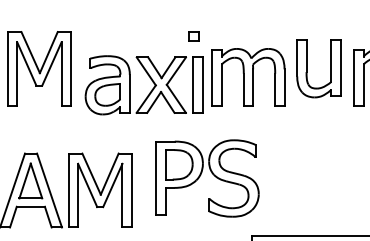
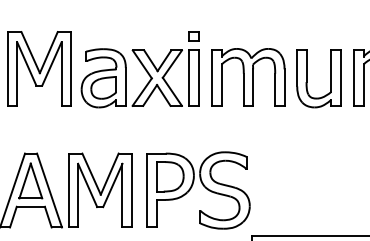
part position: (307, 68) -> (307, 78) (307, 78)
part position: (151, 89) -> (147, 82) (147, 82)
part position: (211, 173) -> (202, 185) (202, 185)
